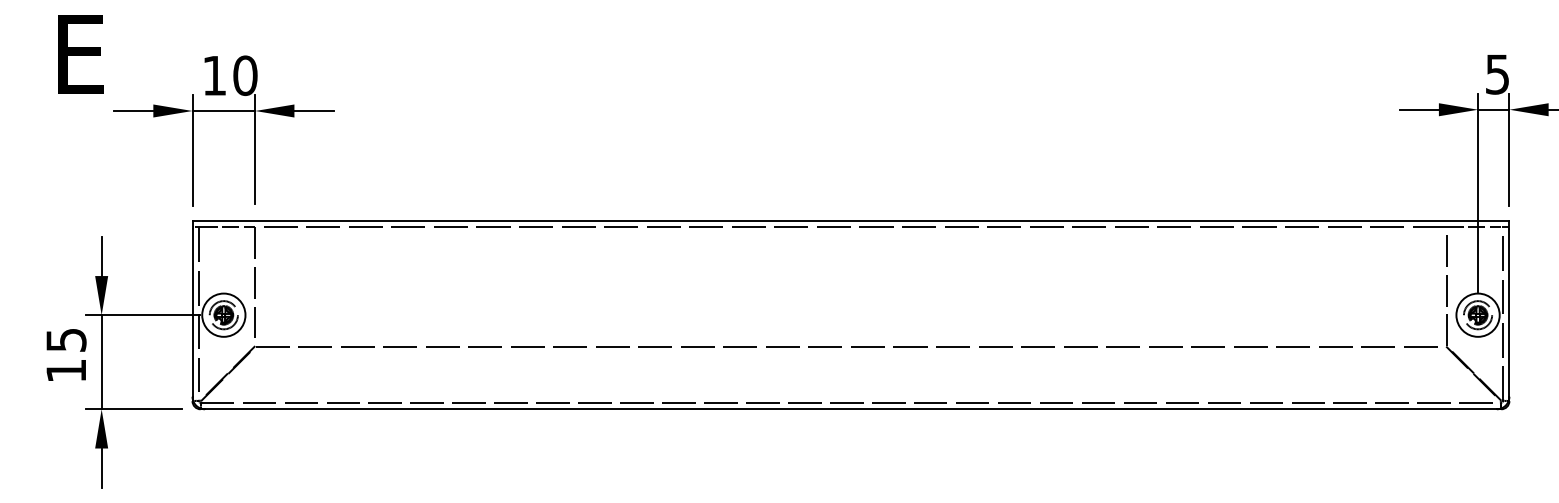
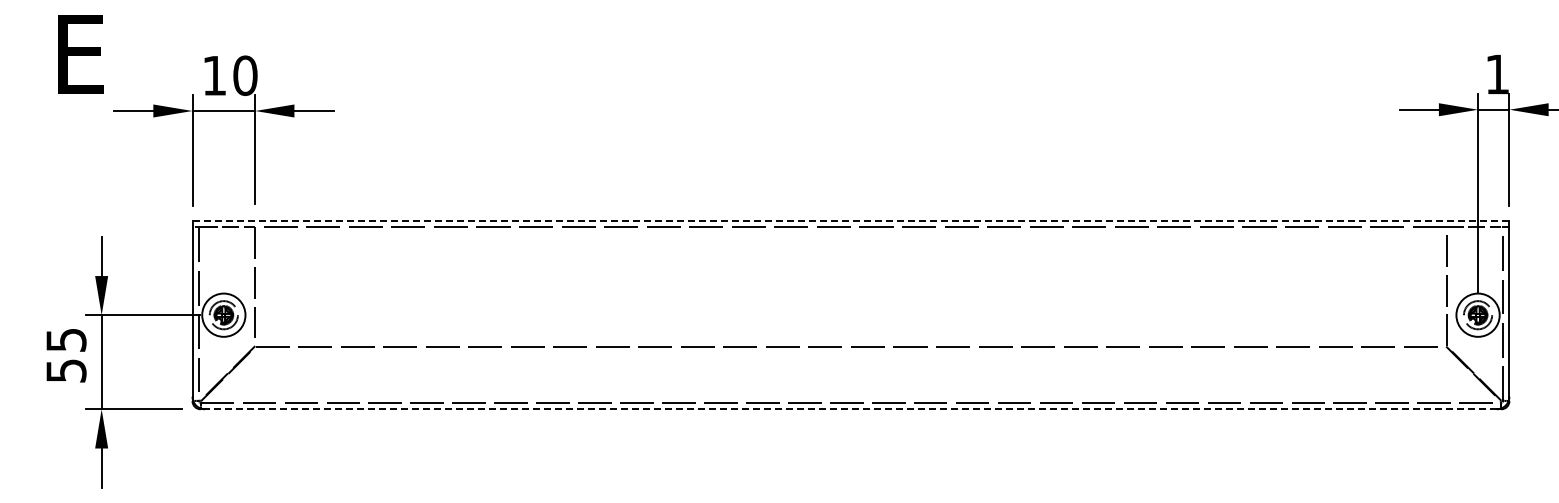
text: 5 -> 1 (1497, 74)
line: solid -> dashed (851, 221)
text: 15 -> 55 (66, 370)
line: solid -> dashed (850, 409)
